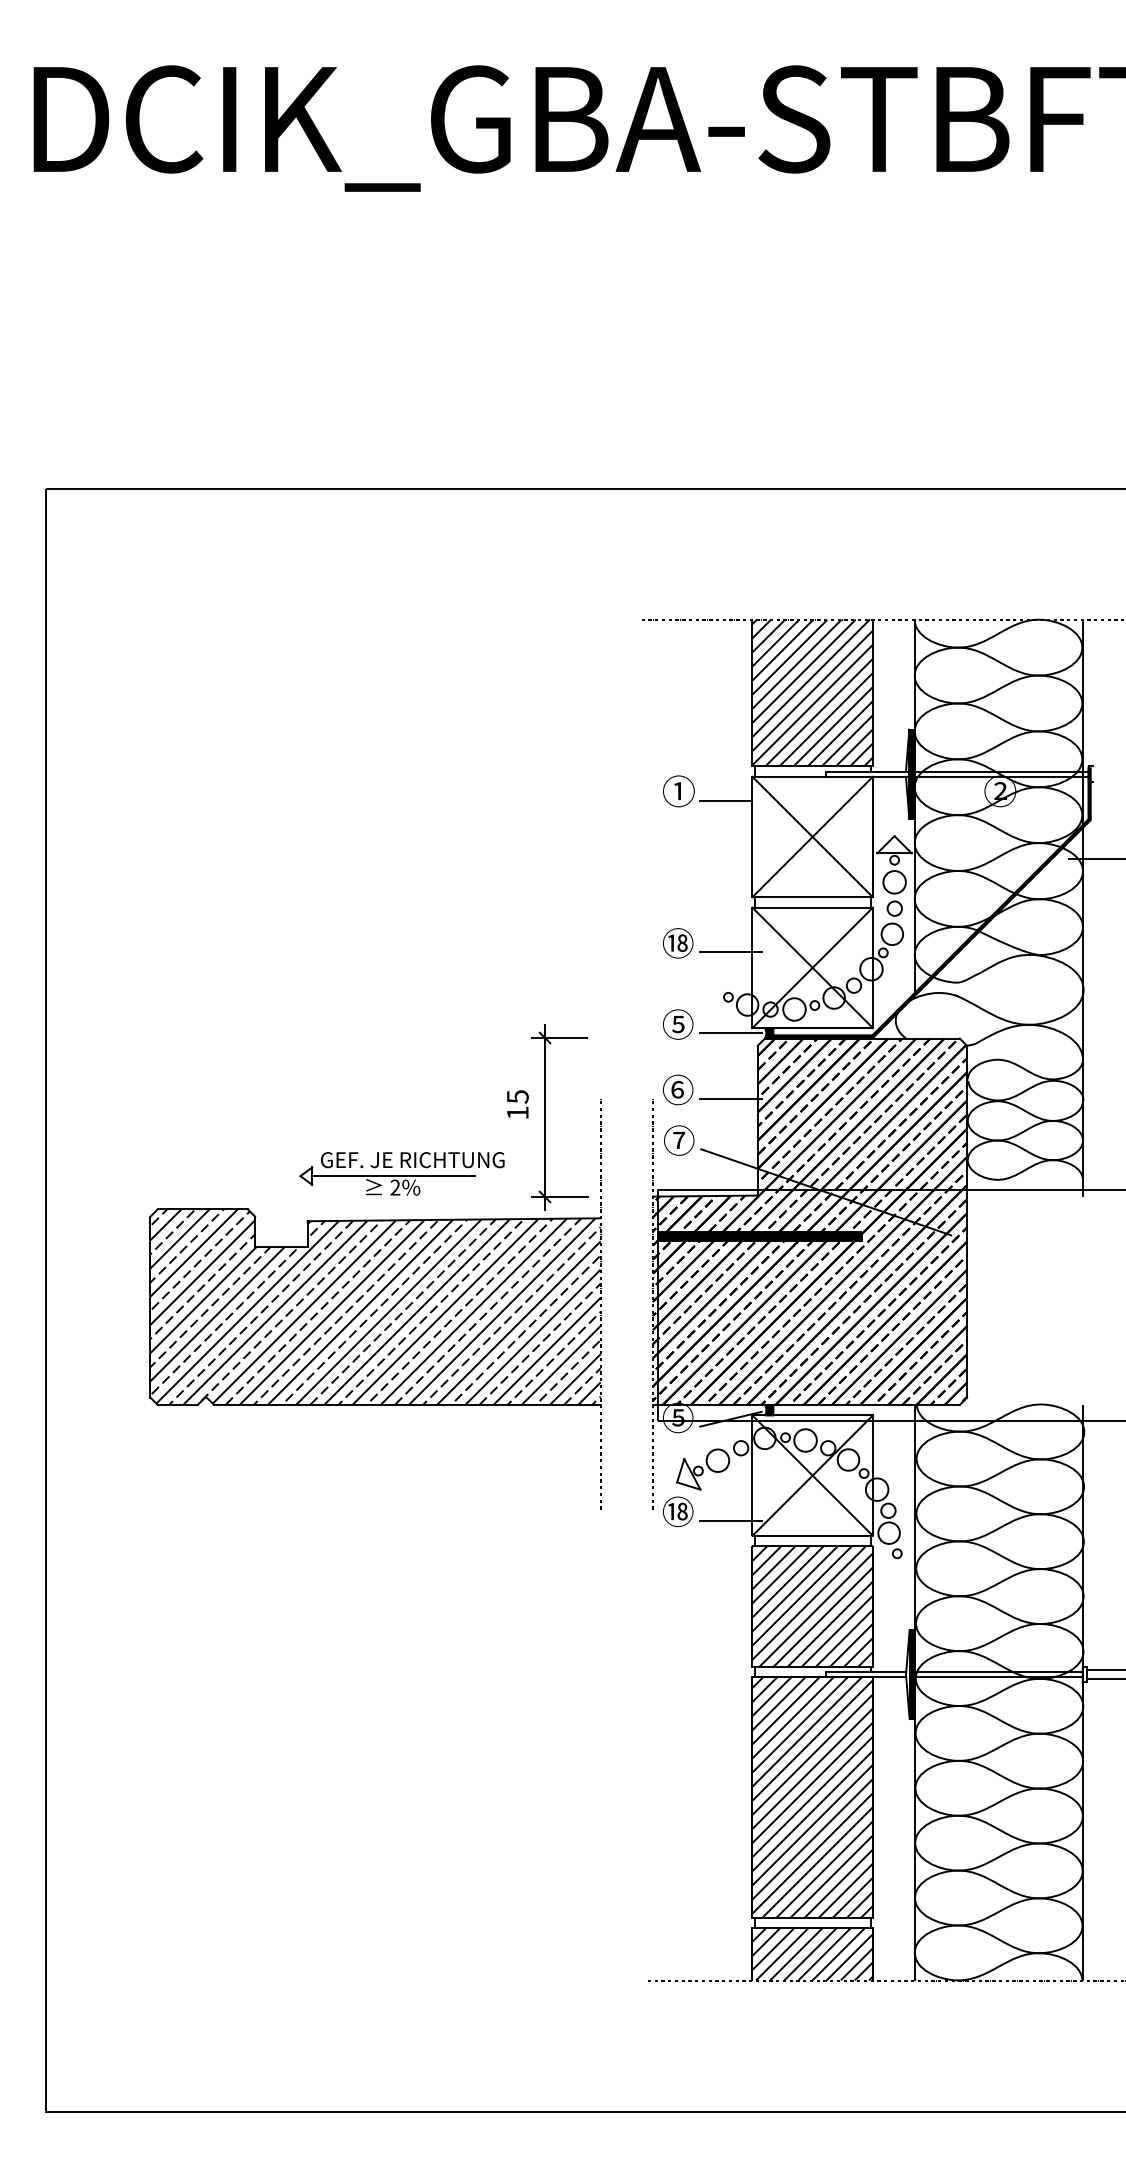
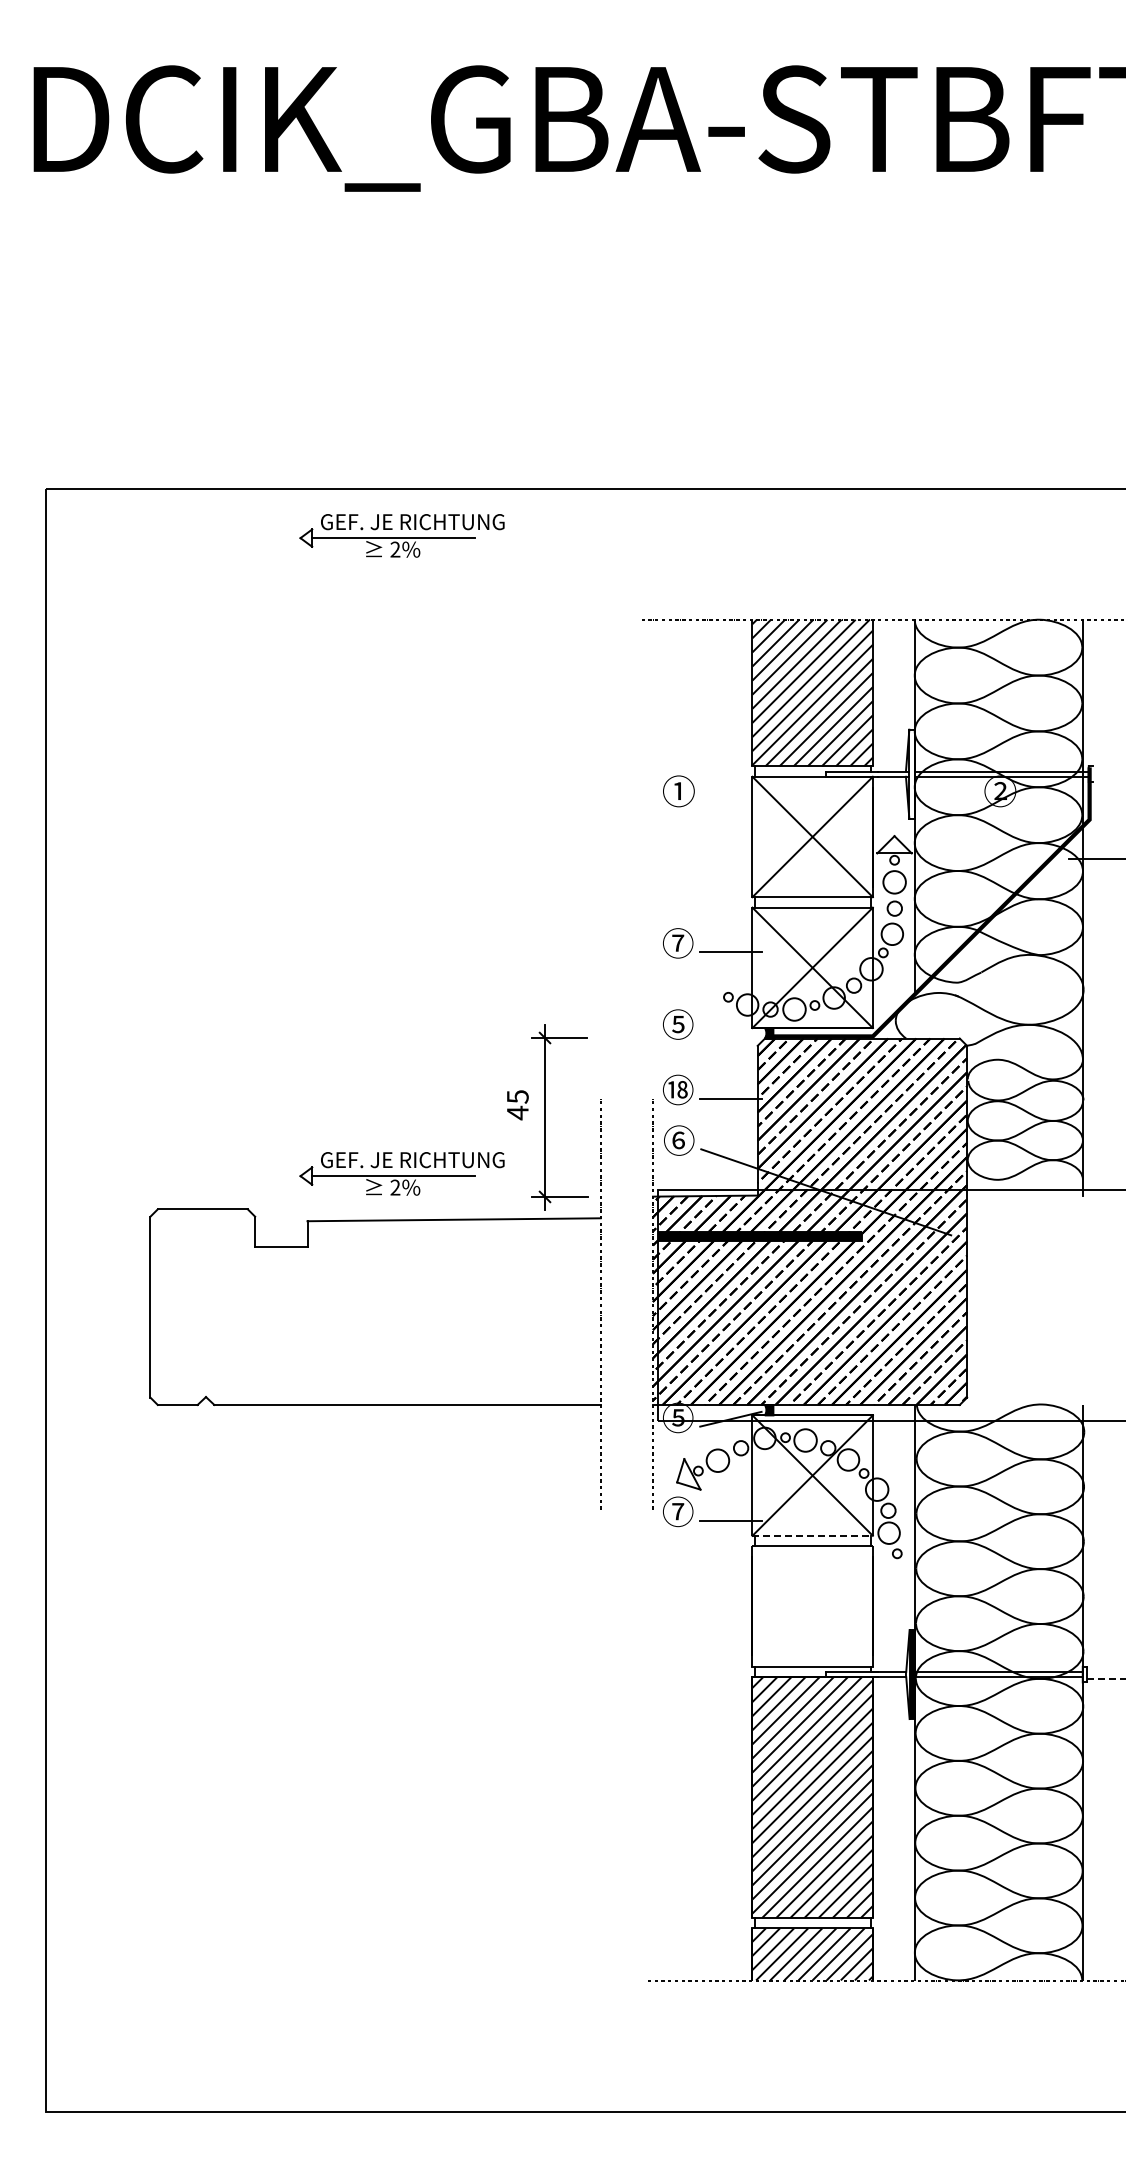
part: none -> present (401, 535)
fill: present -> none (911, 773)
line: present -> none (726, 800)
text: ⑱ -> ⑦ (677, 942)
line: present -> none (730, 1033)
text: ⑥ -> ⑱ (677, 1089)
text: 15 -> 45 (517, 1112)
text: ⑦ -> ⑥ (678, 1140)
hatch: present -> none (375, 1306)
text: ⑱ -> ⑦ (677, 1511)
line: solid -> dashed (813, 1535)
hatch: present -> none (812, 1606)
line: present -> none (1104, 1669)
line: solid -> dashed (1106, 1679)
